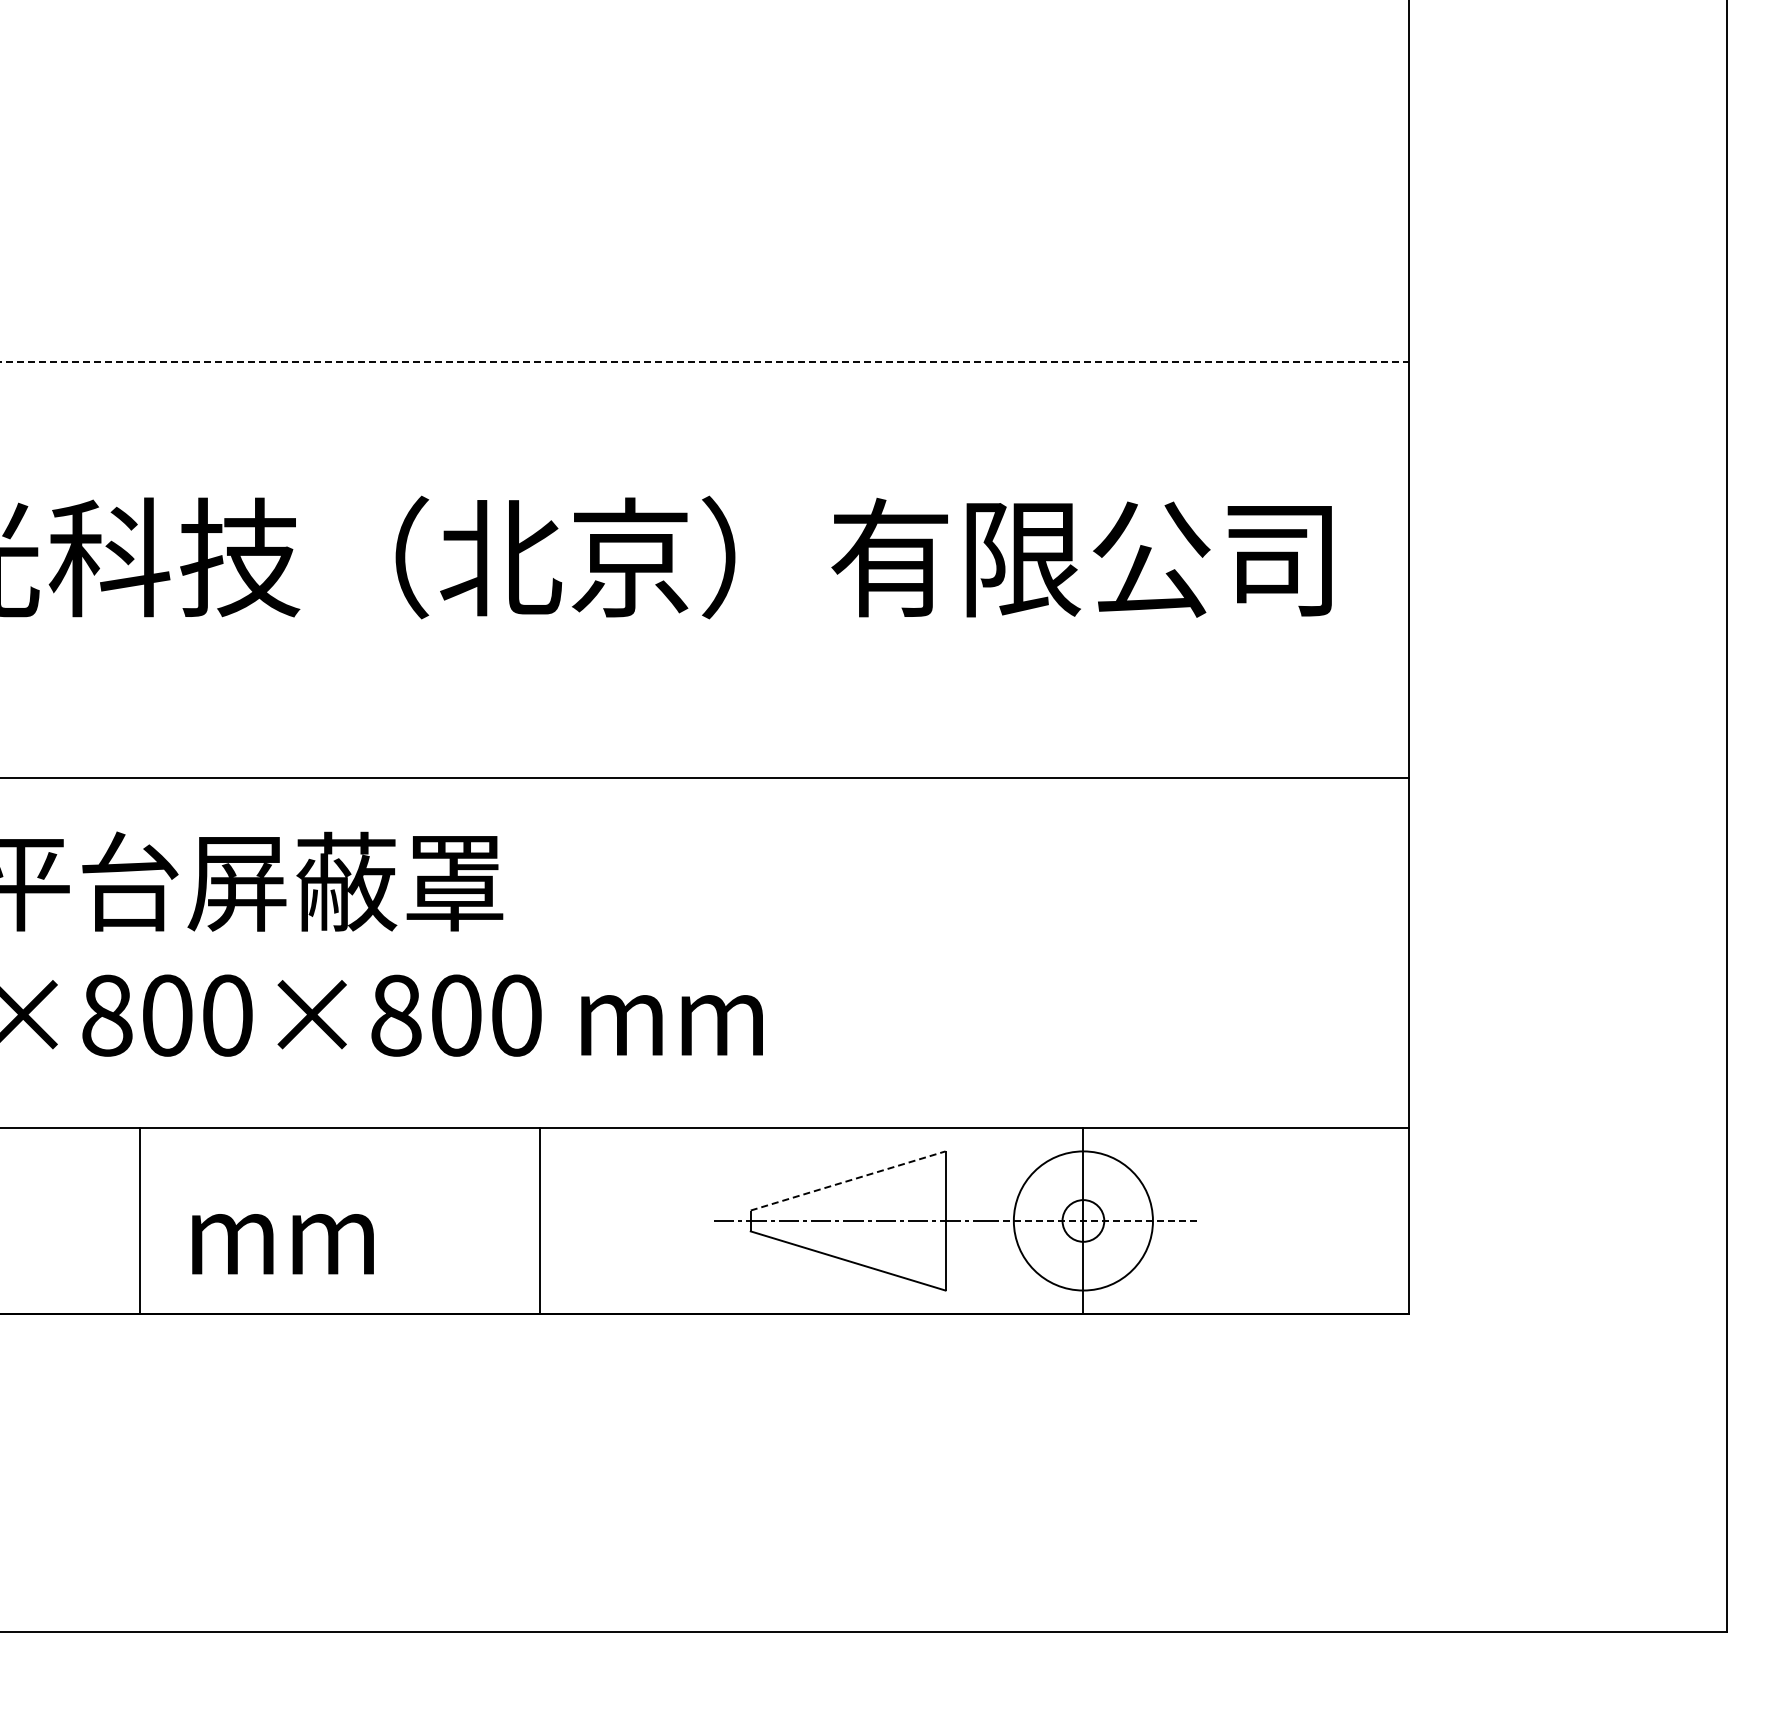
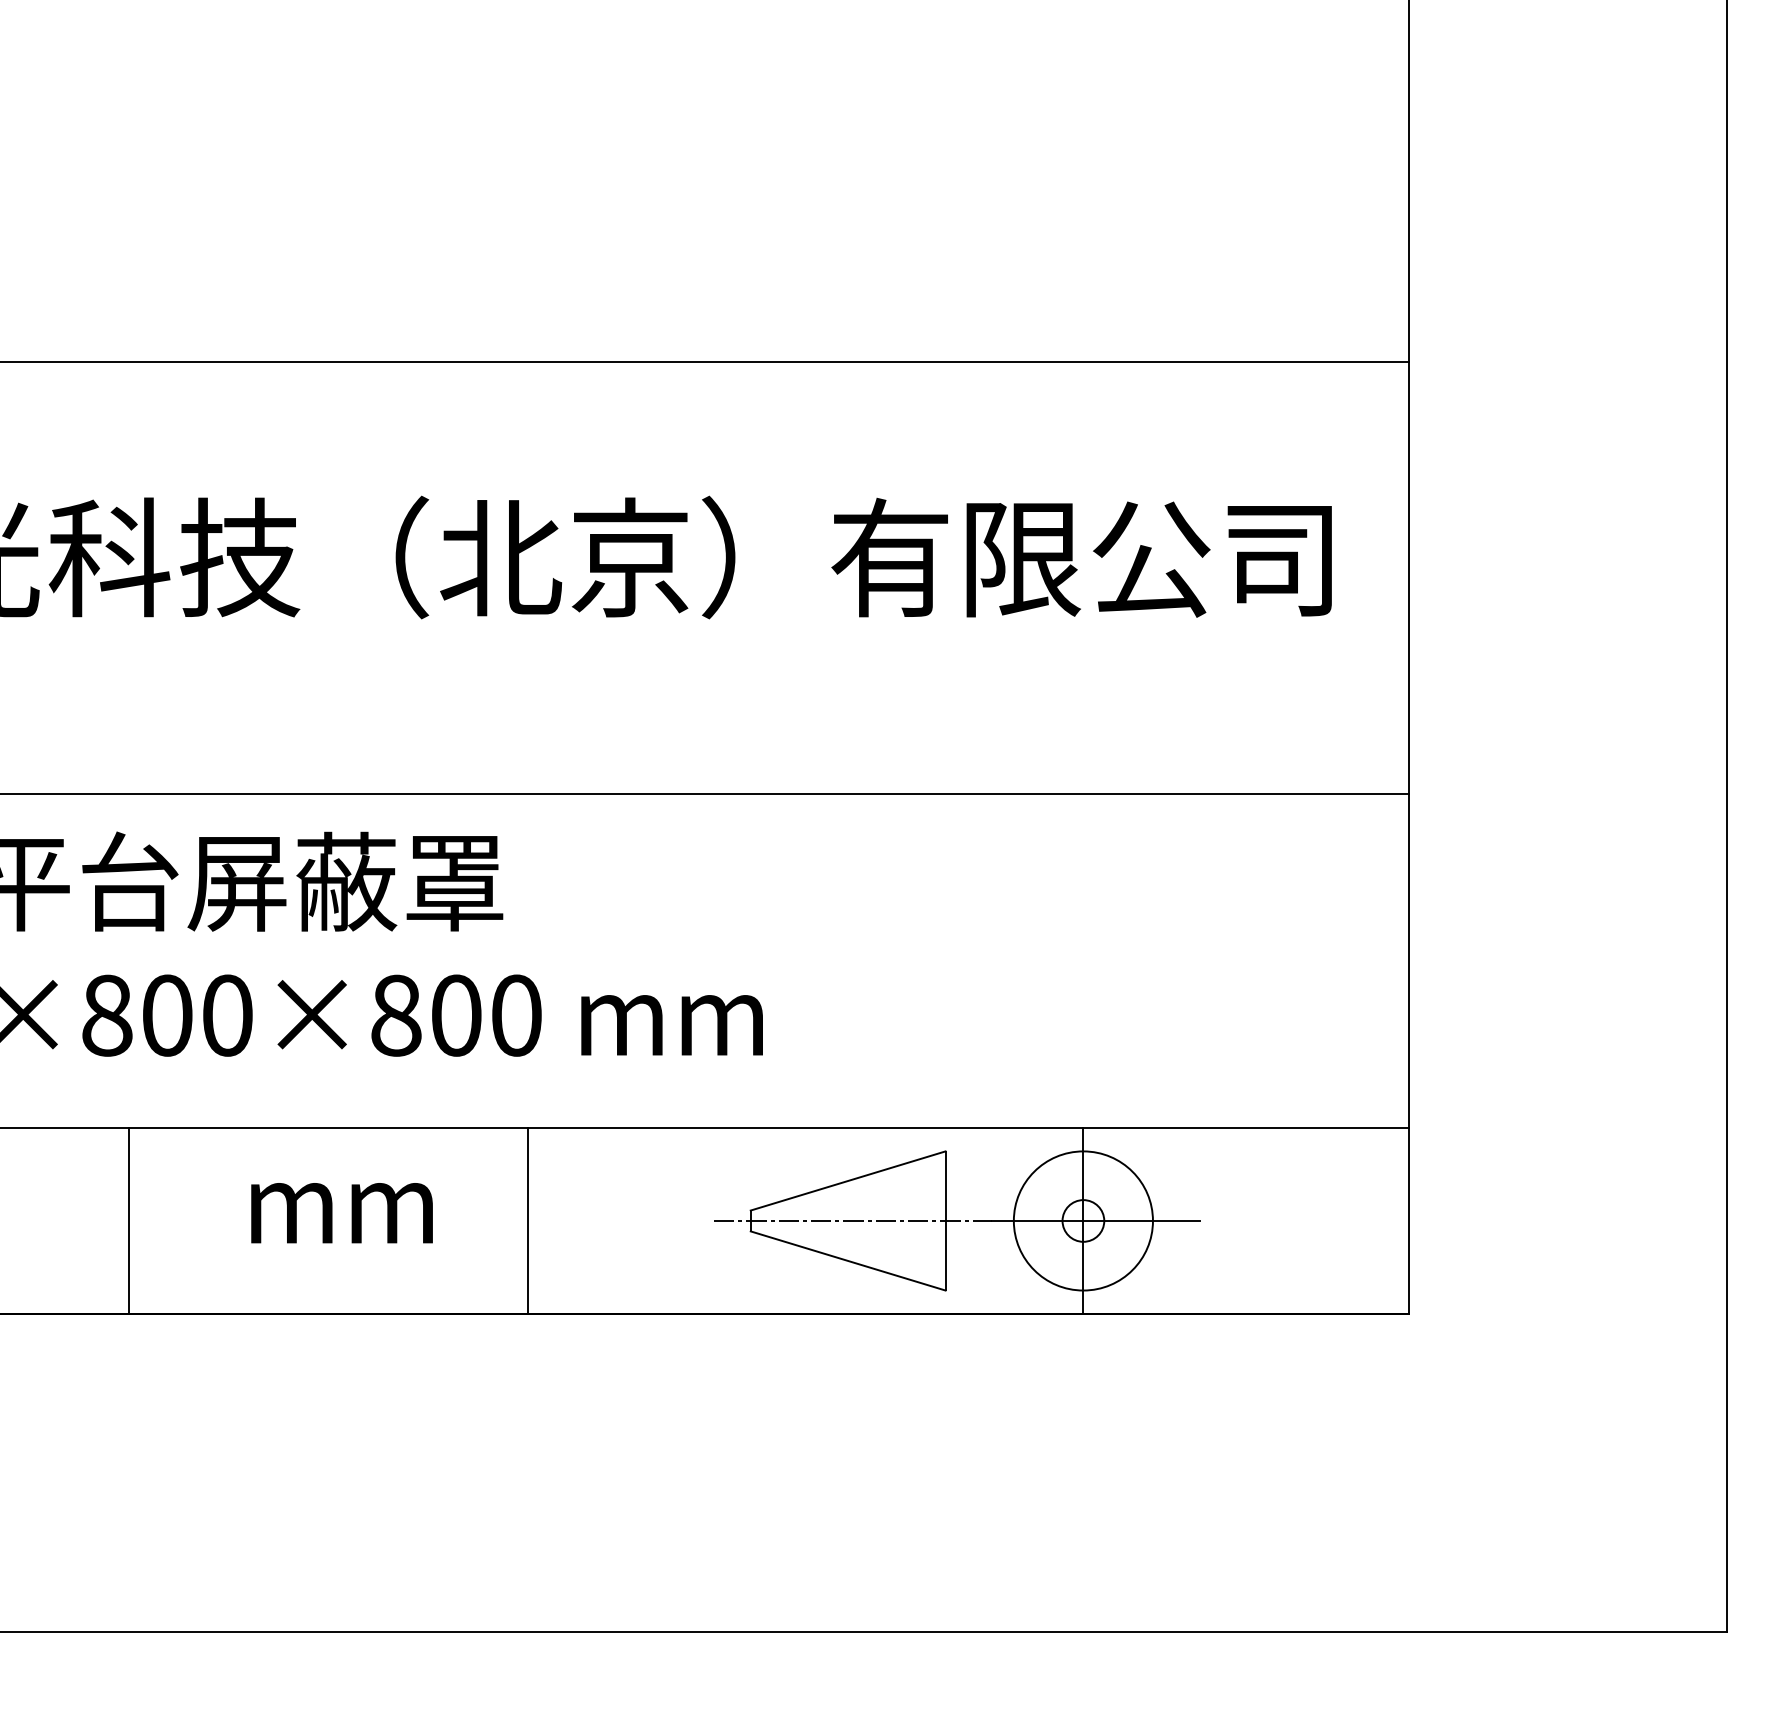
line: dashed -> solid (705, 361)
line position: (705, 778) -> (705, 794) (705, 794)
line: dashed -> solid (848, 1180)
line position: (139, 1220) -> (128, 1220) (128, 1220)
line position: (540, 1220) -> (528, 1220) (528, 1220)
line: dashed -> solid (1096, 1220)
text position: (282, 1244) -> (341, 1213) (341, 1213)
